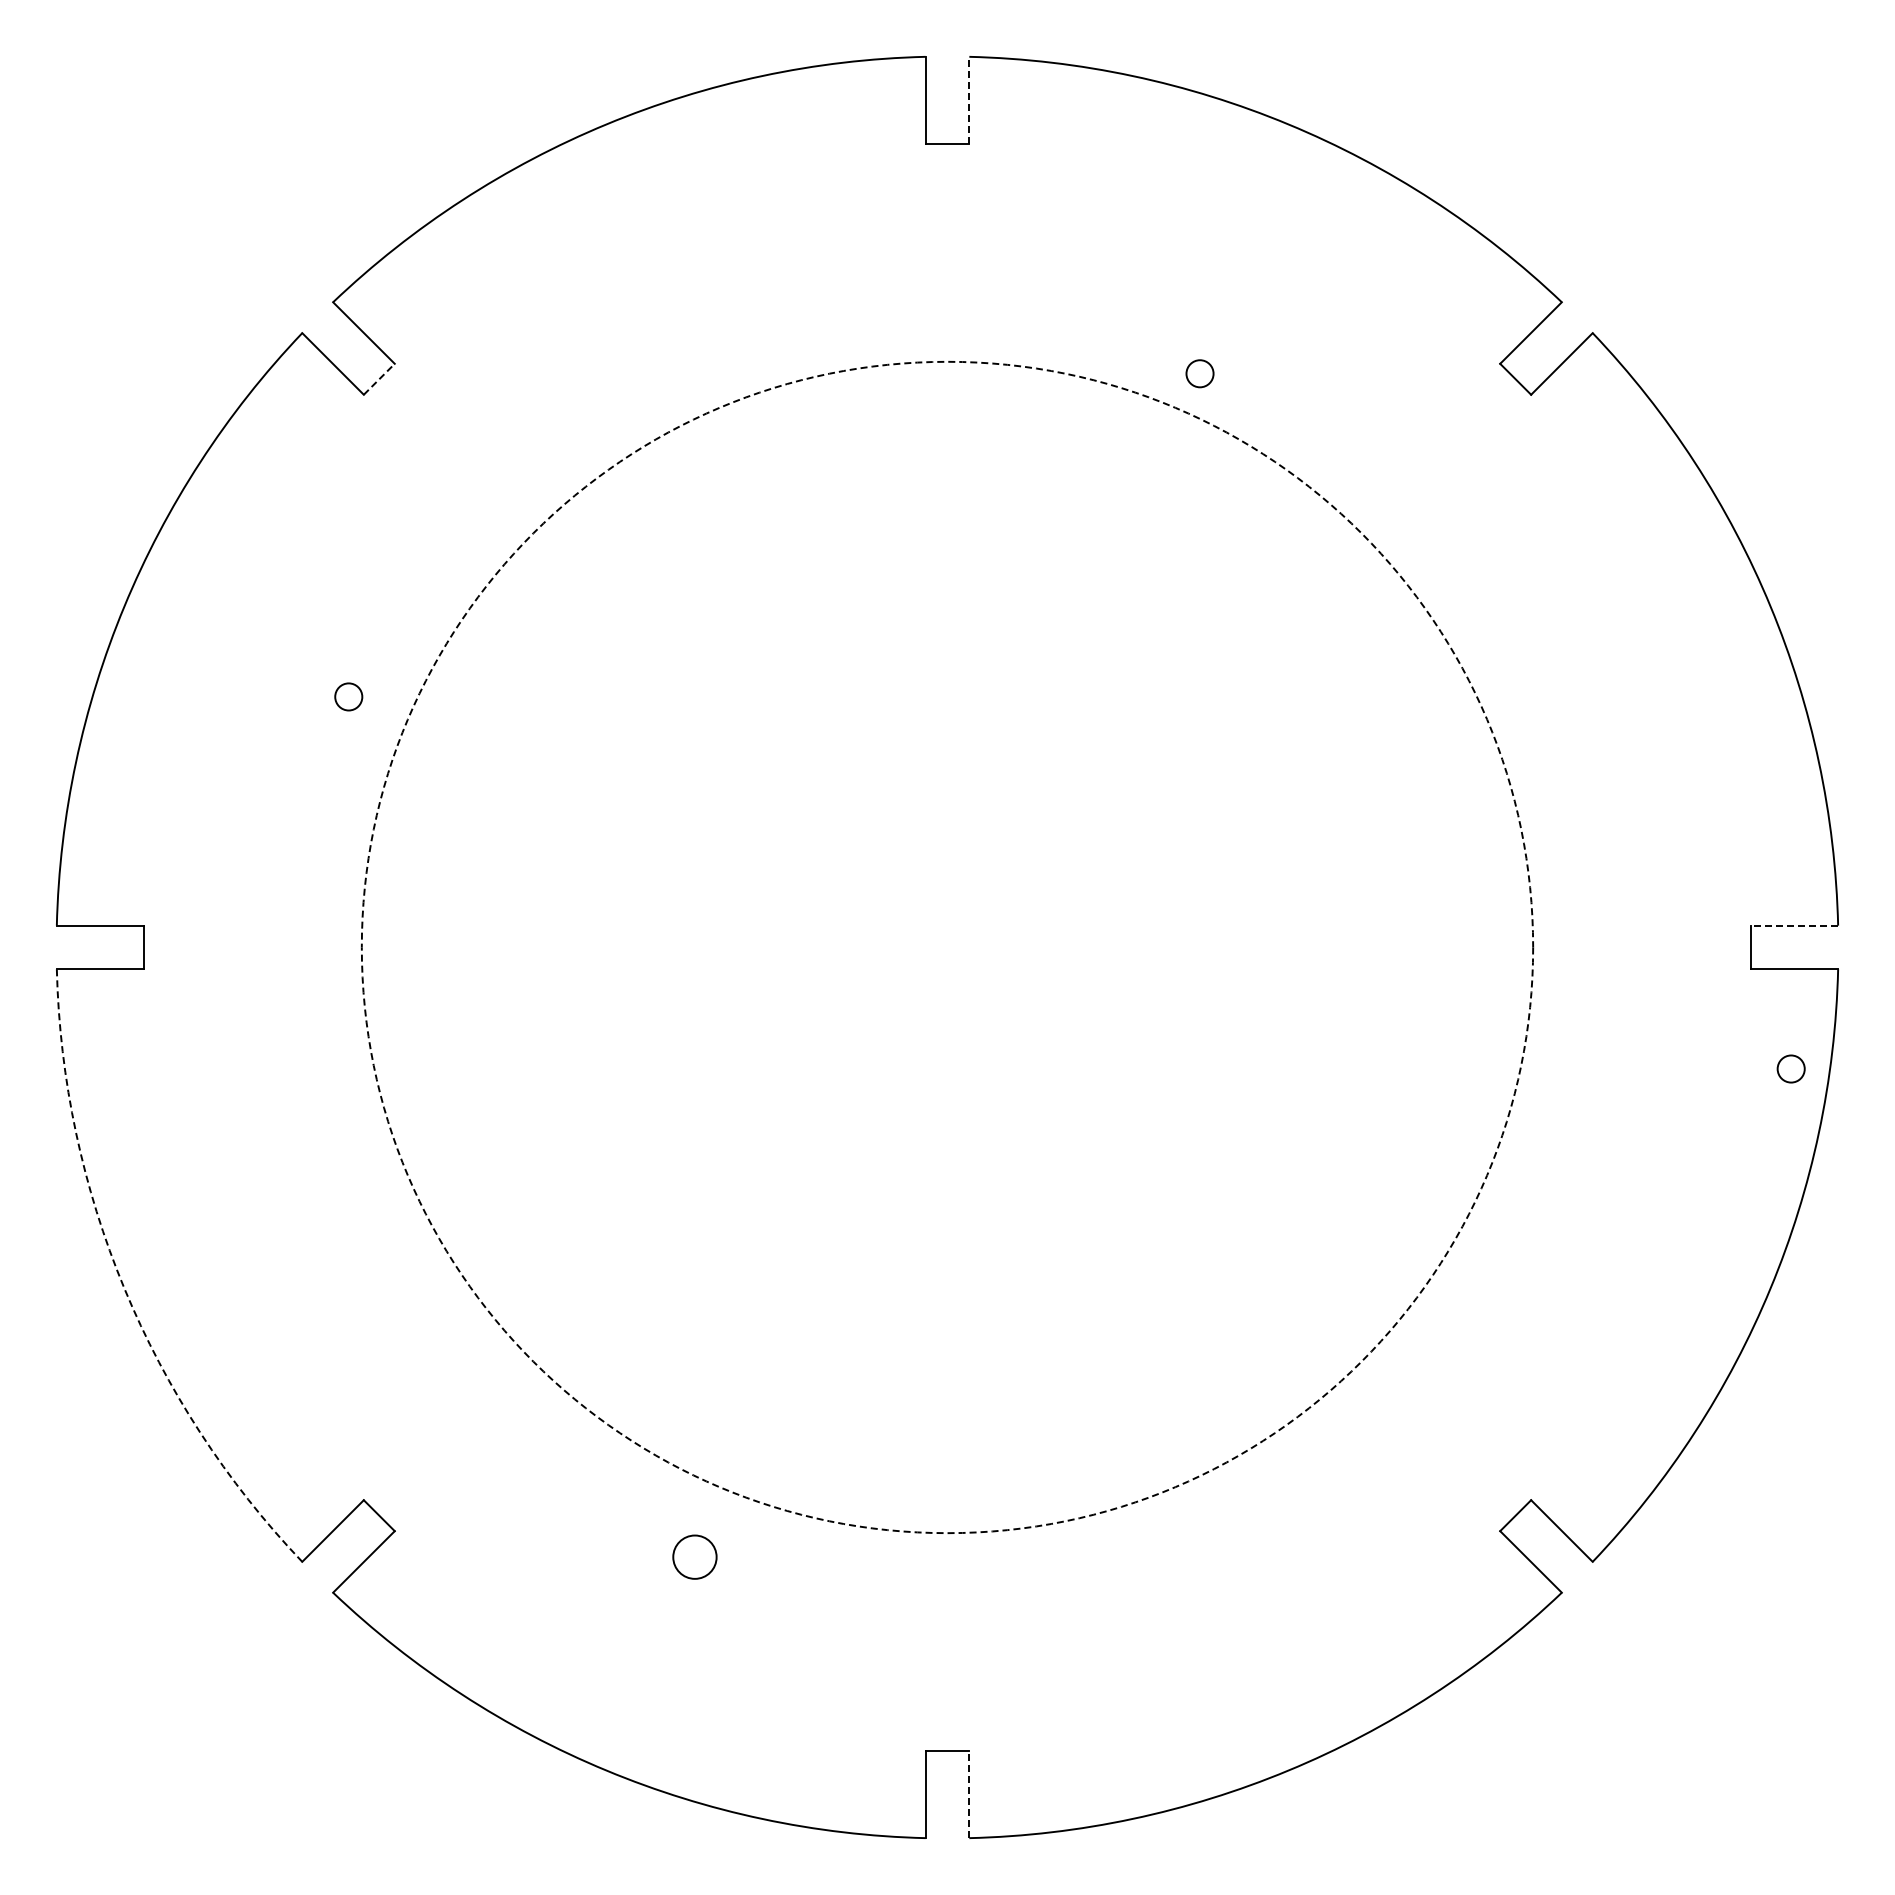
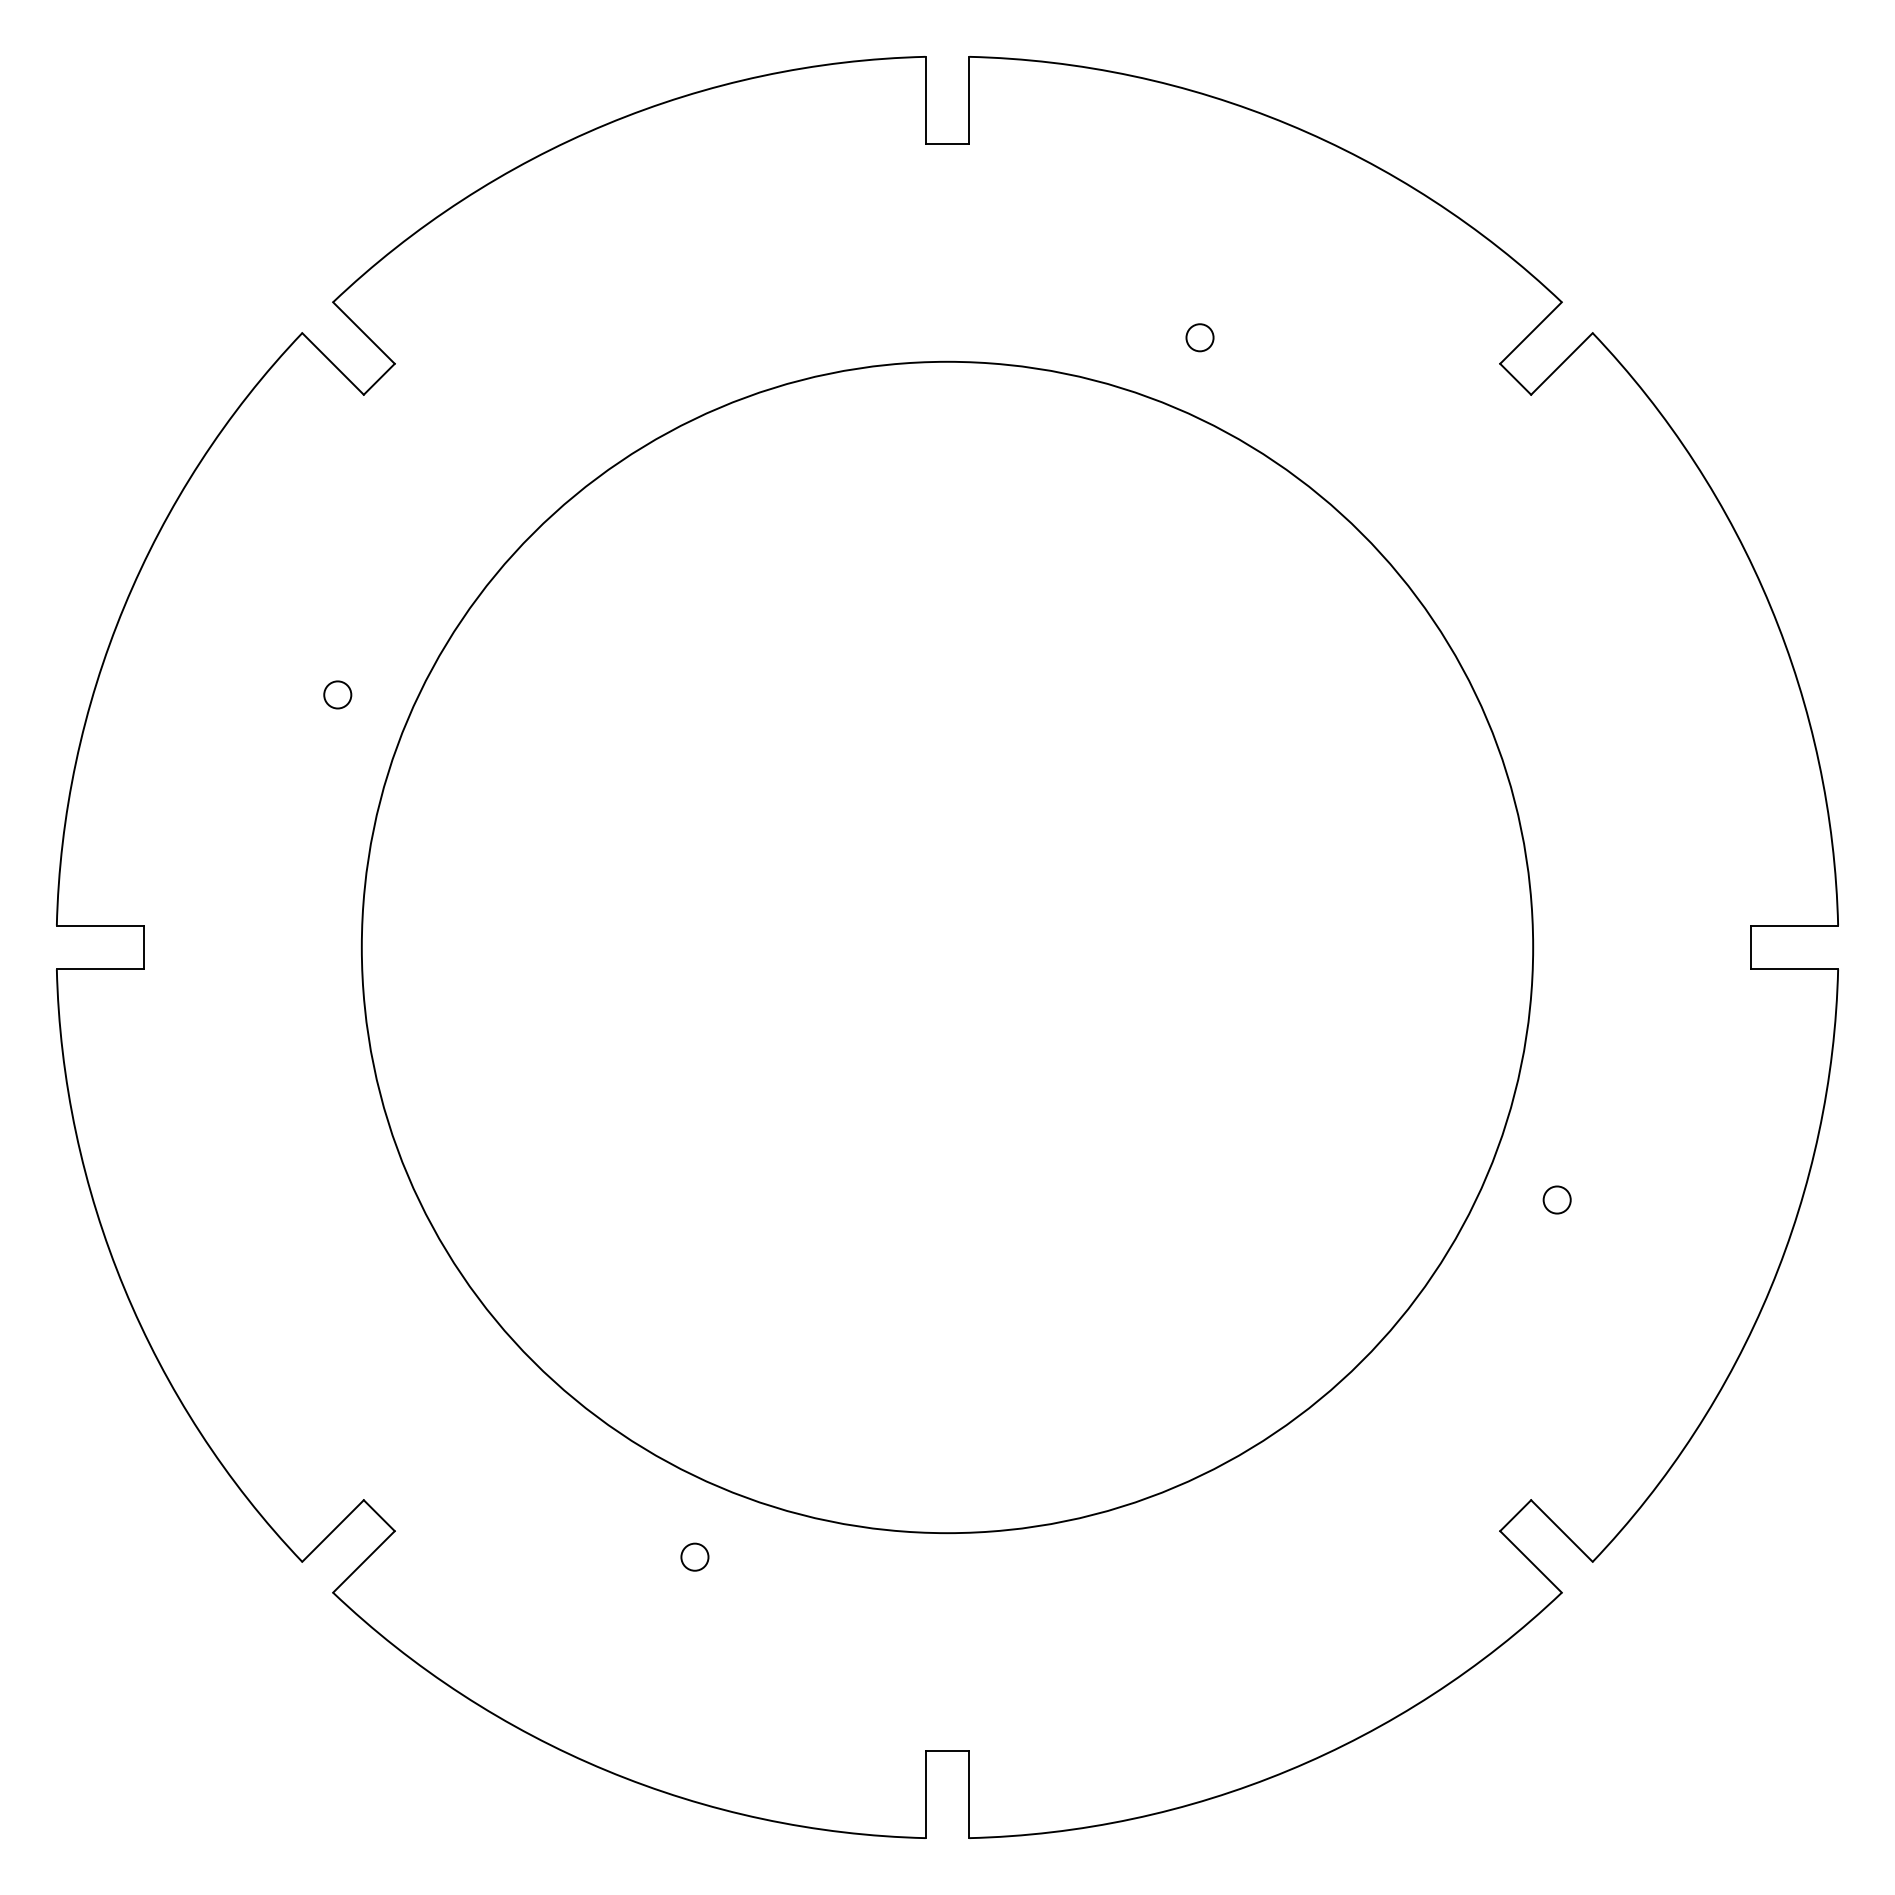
line: dashed -> solid (969, 100)
circle position: (1199, 373) -> (1199, 337) (1199, 337)
line: dashed -> solid (379, 379)
circle position: (348, 696) -> (337, 694) (337, 694)
line: dashed -> solid (1794, 925)
circle: dashed -> solid (947, 947)
circle position: (1790, 1068) -> (1556, 1199) (1556, 1199)
arc: dashed -> solid (124, 1288)
circle diameter: 43 px -> 27 px (694, 1556)
line: dashed -> solid (969, 1794)
